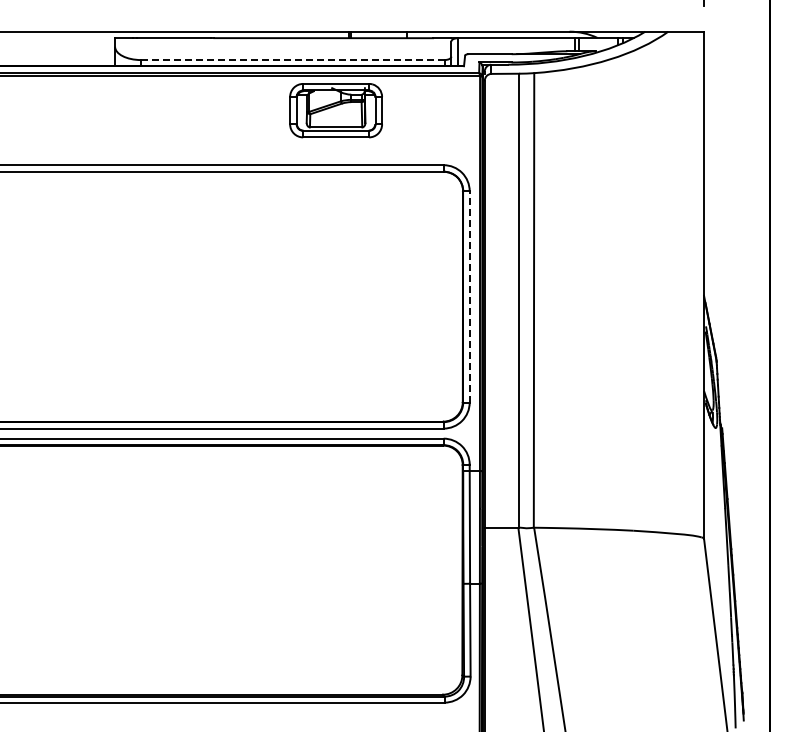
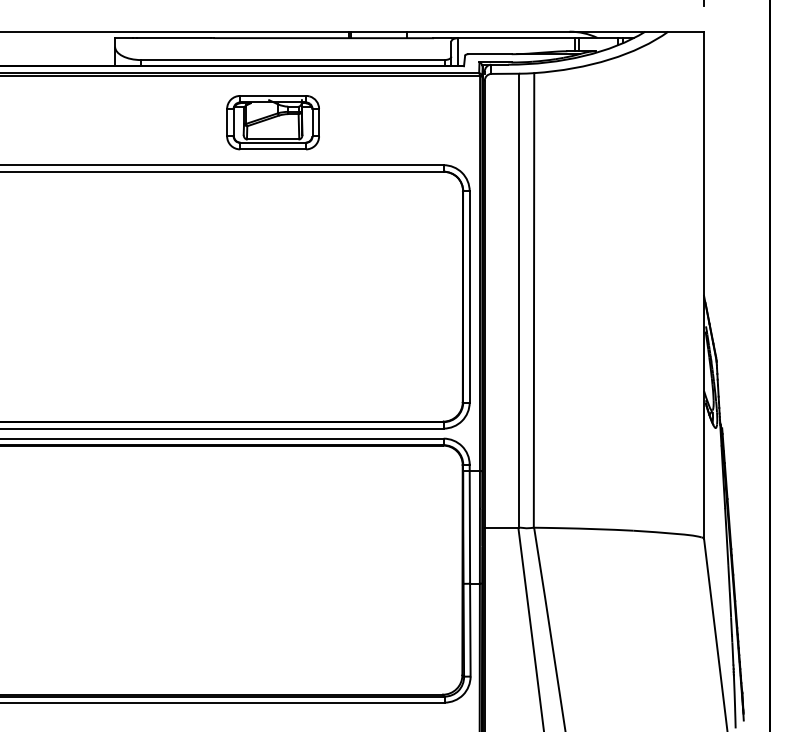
line: dashed -> solid (293, 60)
part position: (335, 110) -> (272, 122) (272, 122)
line: dashed -> solid (469, 296)
